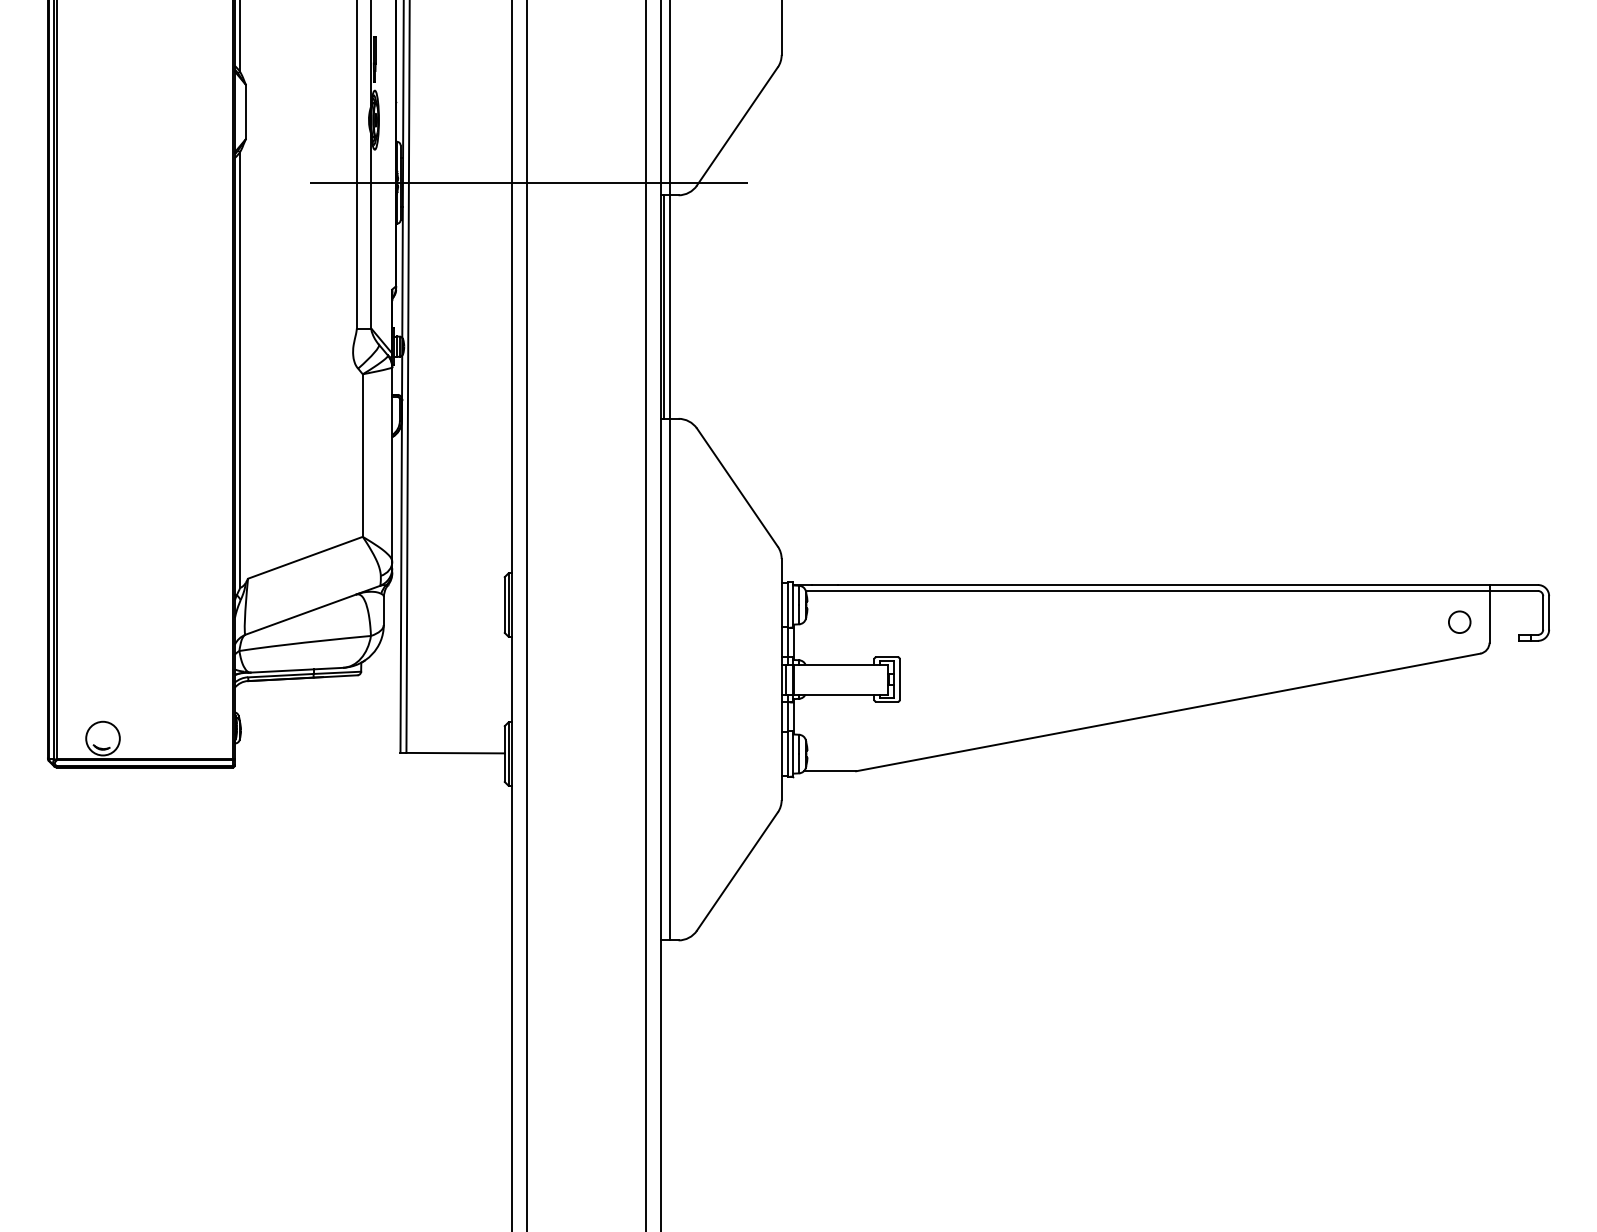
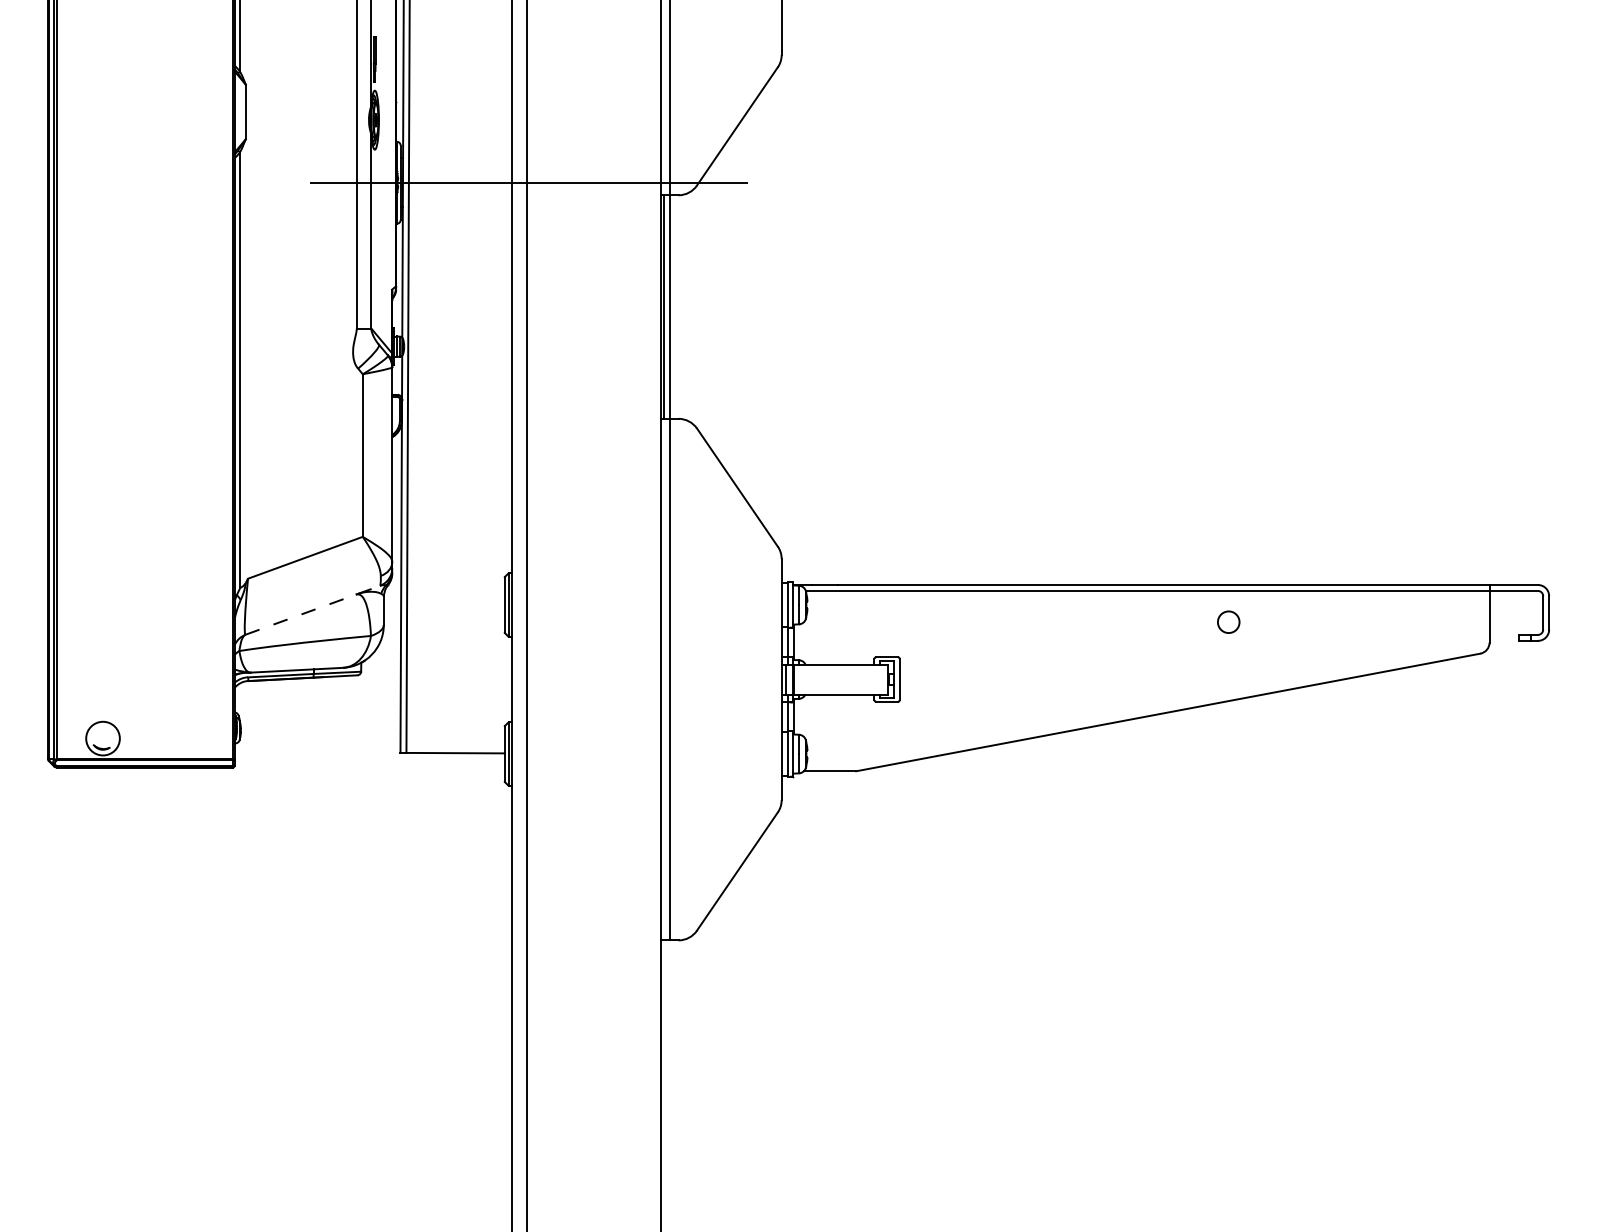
line: solid -> dashed (312, 610)
line: present -> none (646, 615)
circle position: (1459, 621) -> (1228, 621) (1228, 621)
